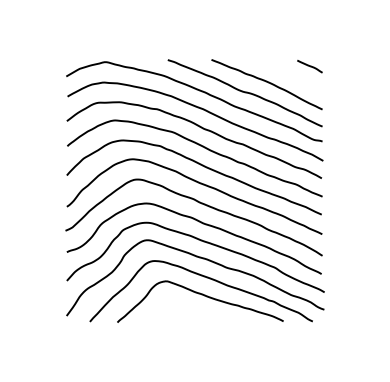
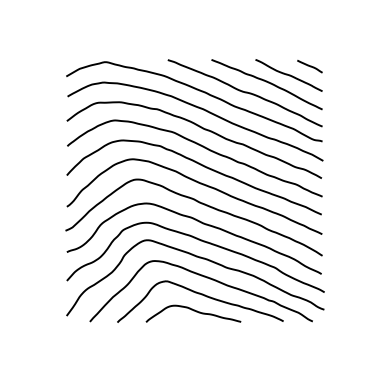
curve: none -> present (288, 75)
curve: none -> present (193, 311)
